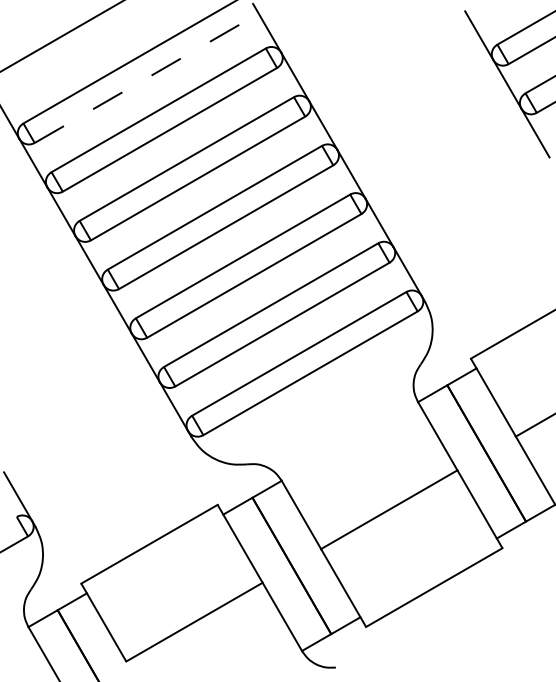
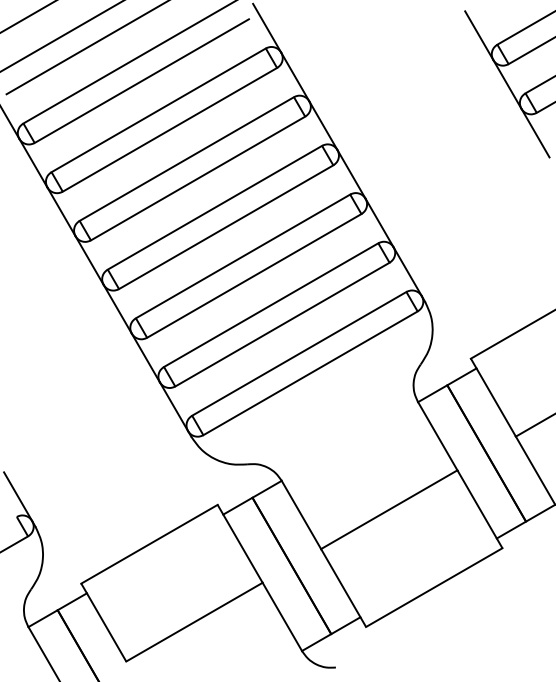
line: none -> present (27, 16)
line: none -> present (86, 48)
line: dashed -> solid (141, 81)
